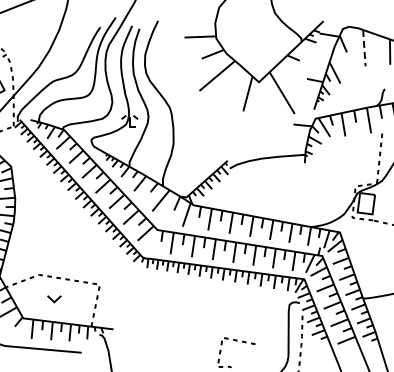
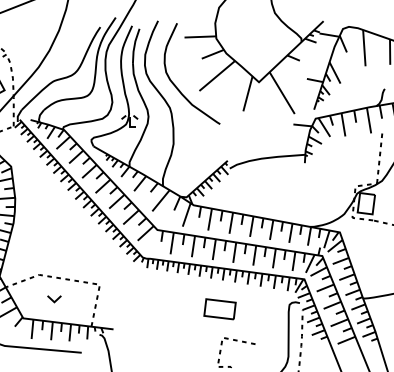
line: dashed -> solid (364, 48)
curve: none -> present (175, 84)
part: none -> present (219, 309)
